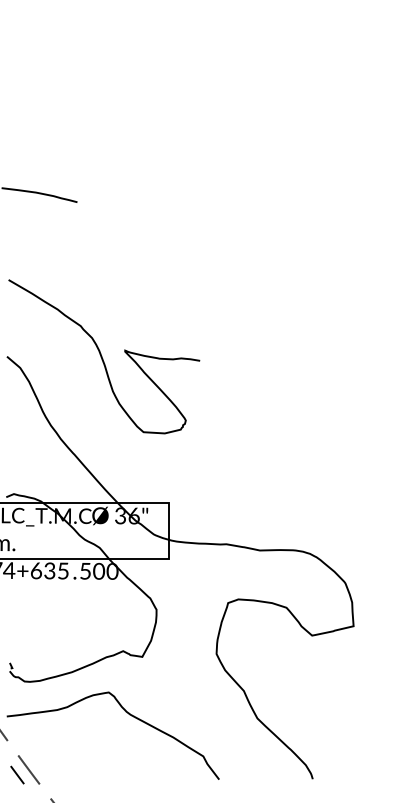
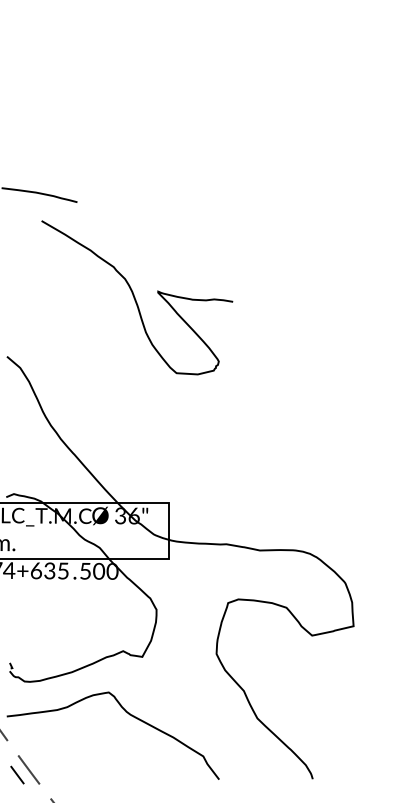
curve position: (102, 356) -> (135, 297) (135, 297)
